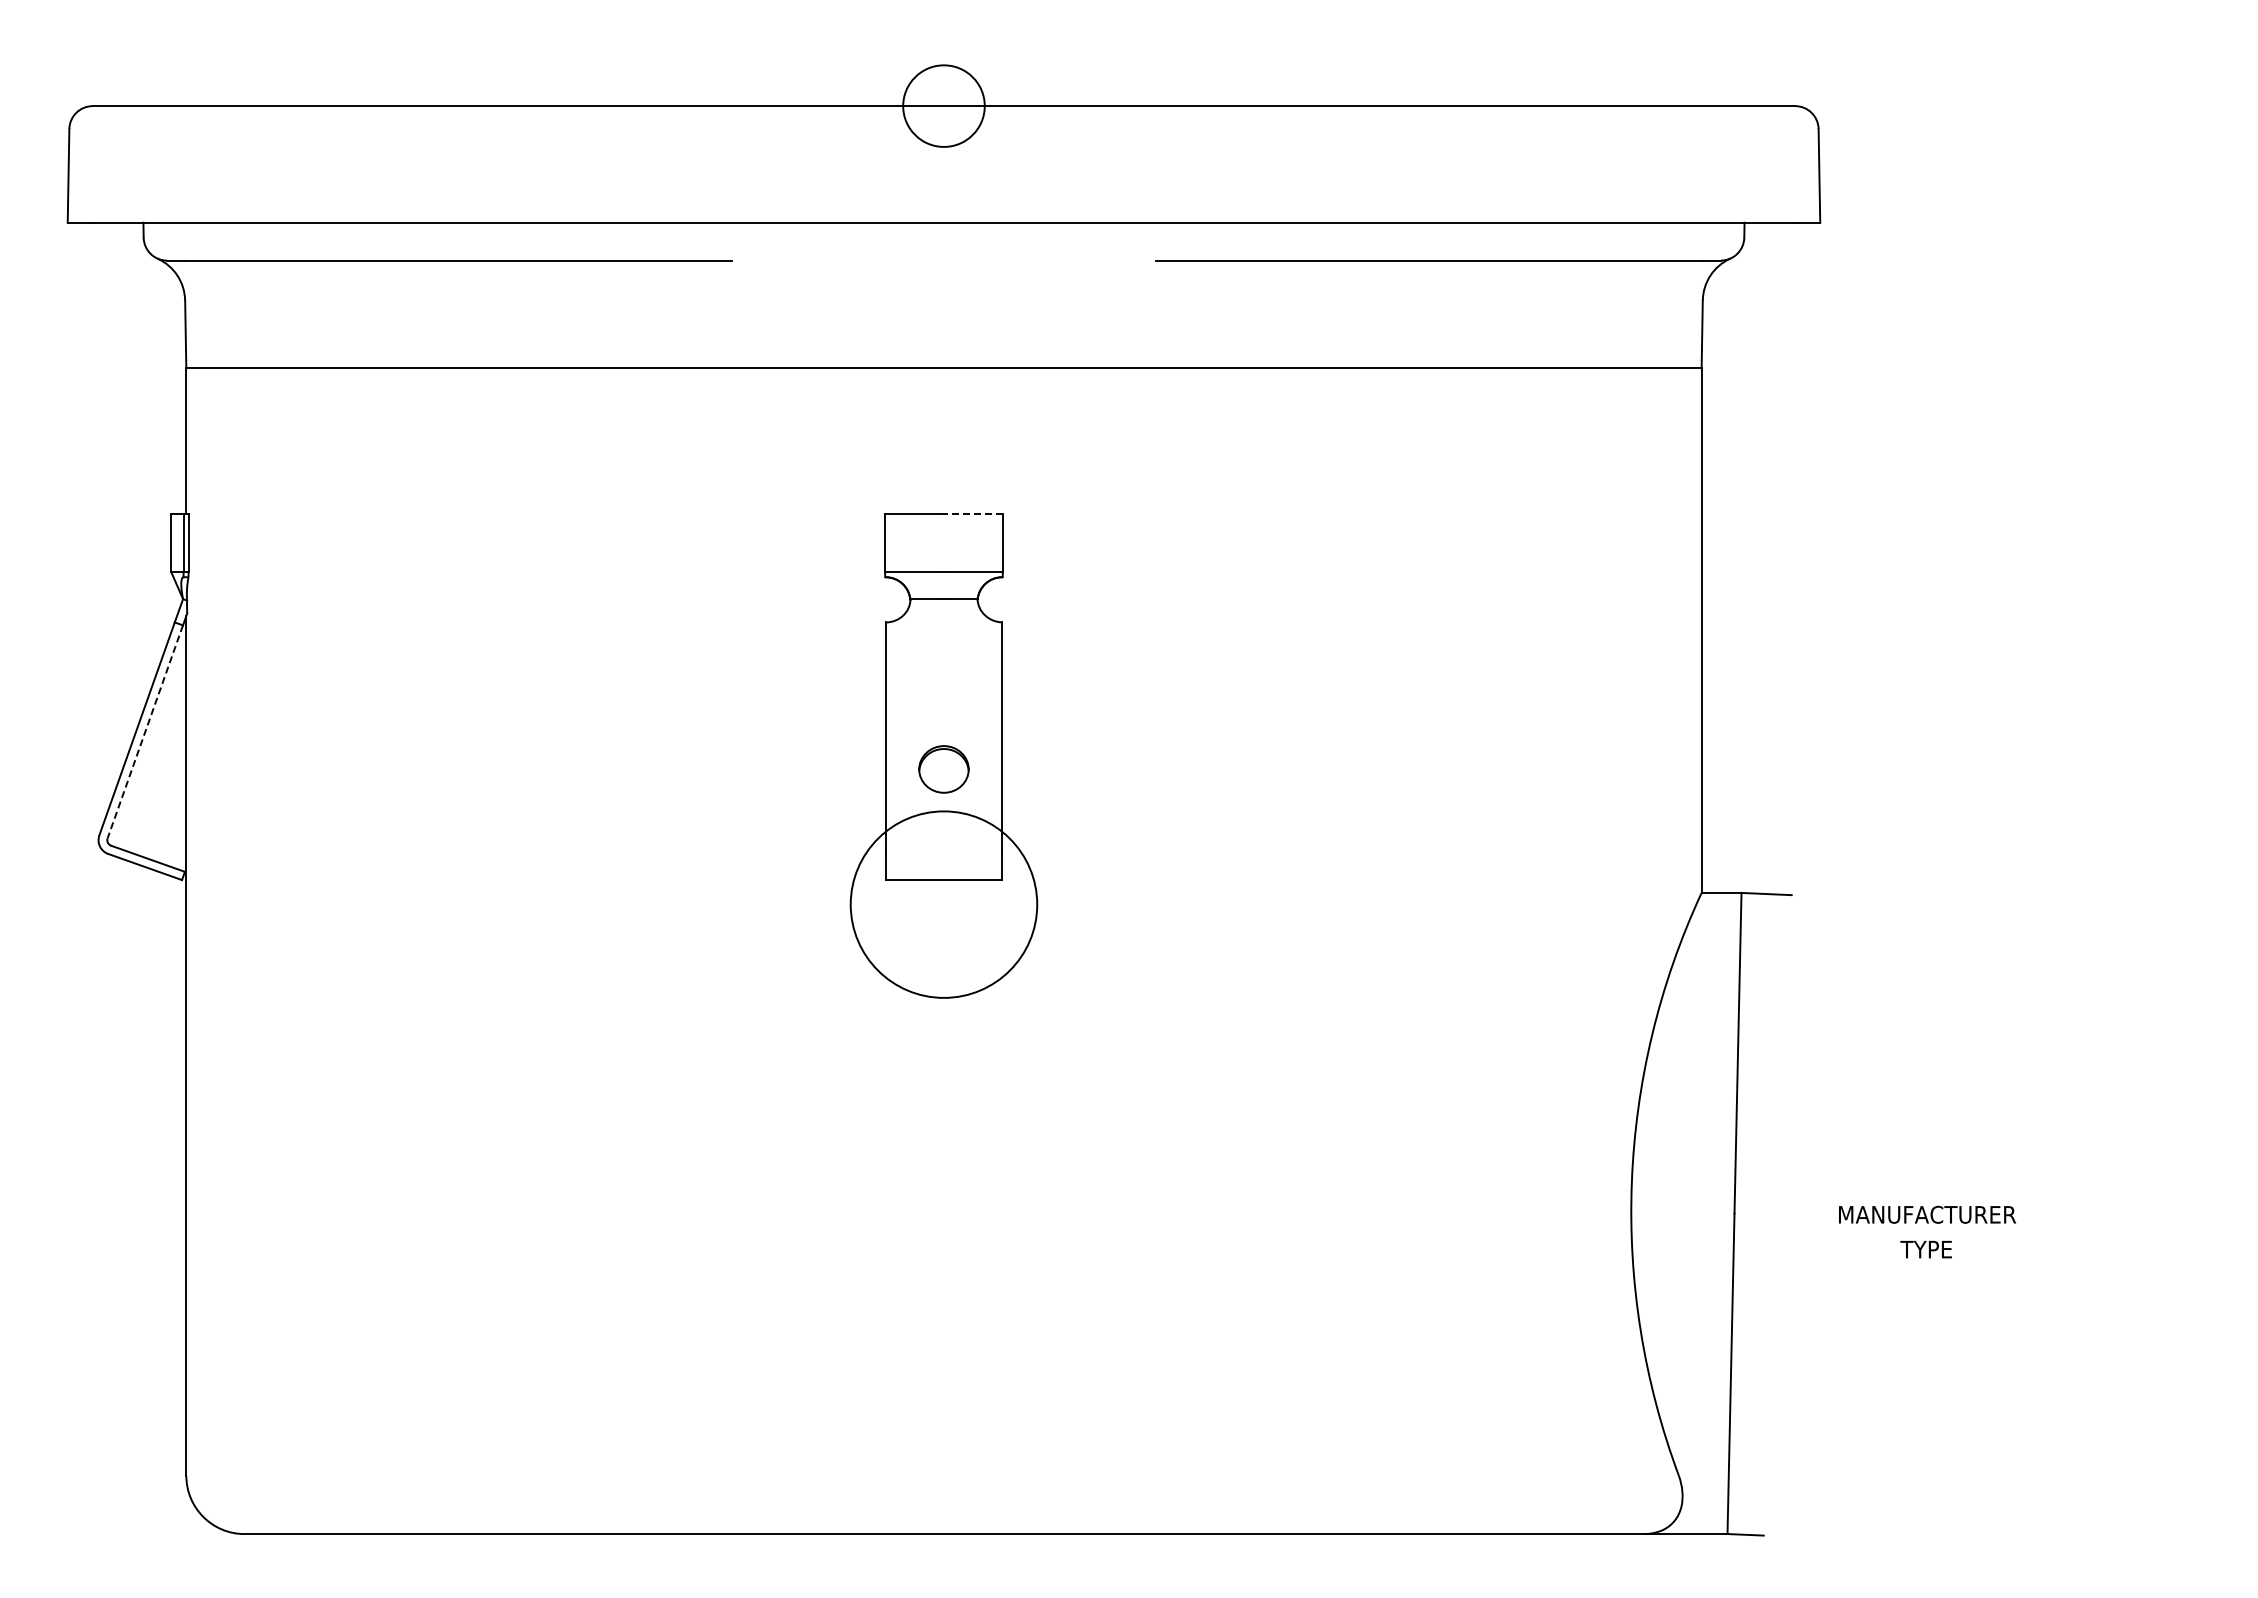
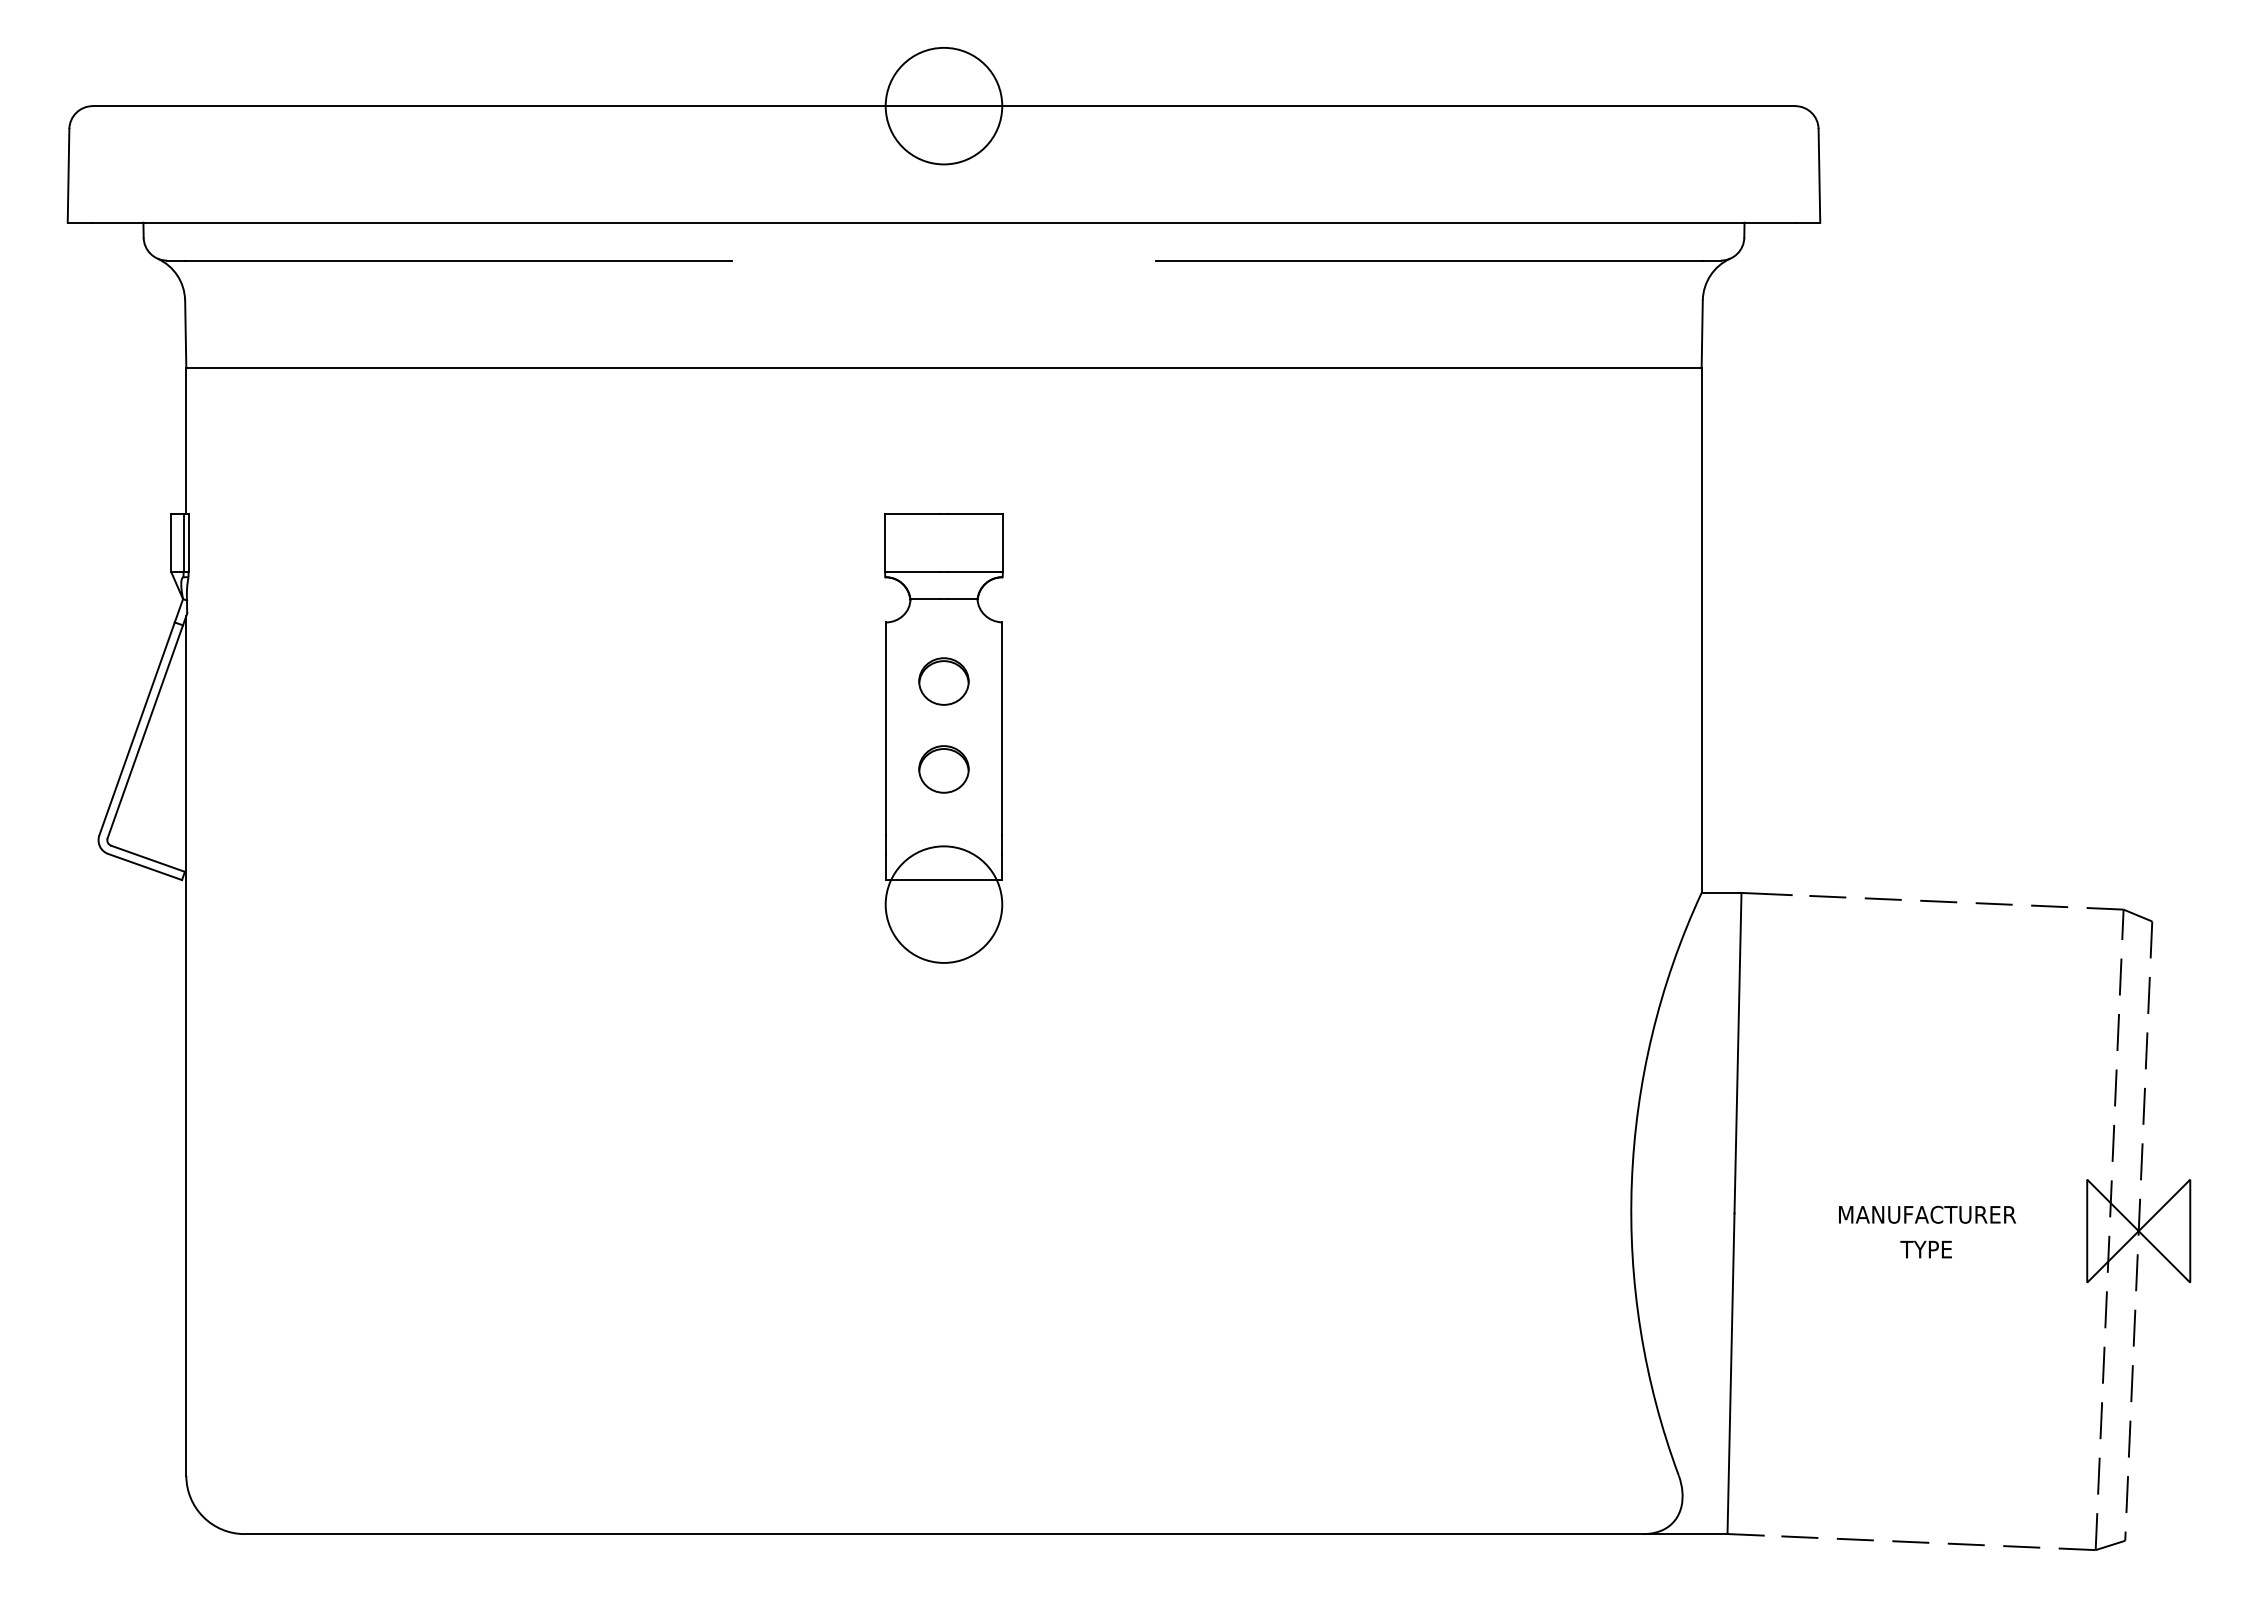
circle diameter: 82 px -> 117 px (943, 105)
line: dashed -> solid (974, 514)
part: none -> present (943, 681)
line: dashed -> solid (145, 731)
circle diameter: 186 px -> 117 px (943, 904)
part: none -> present (2086, 1222)
